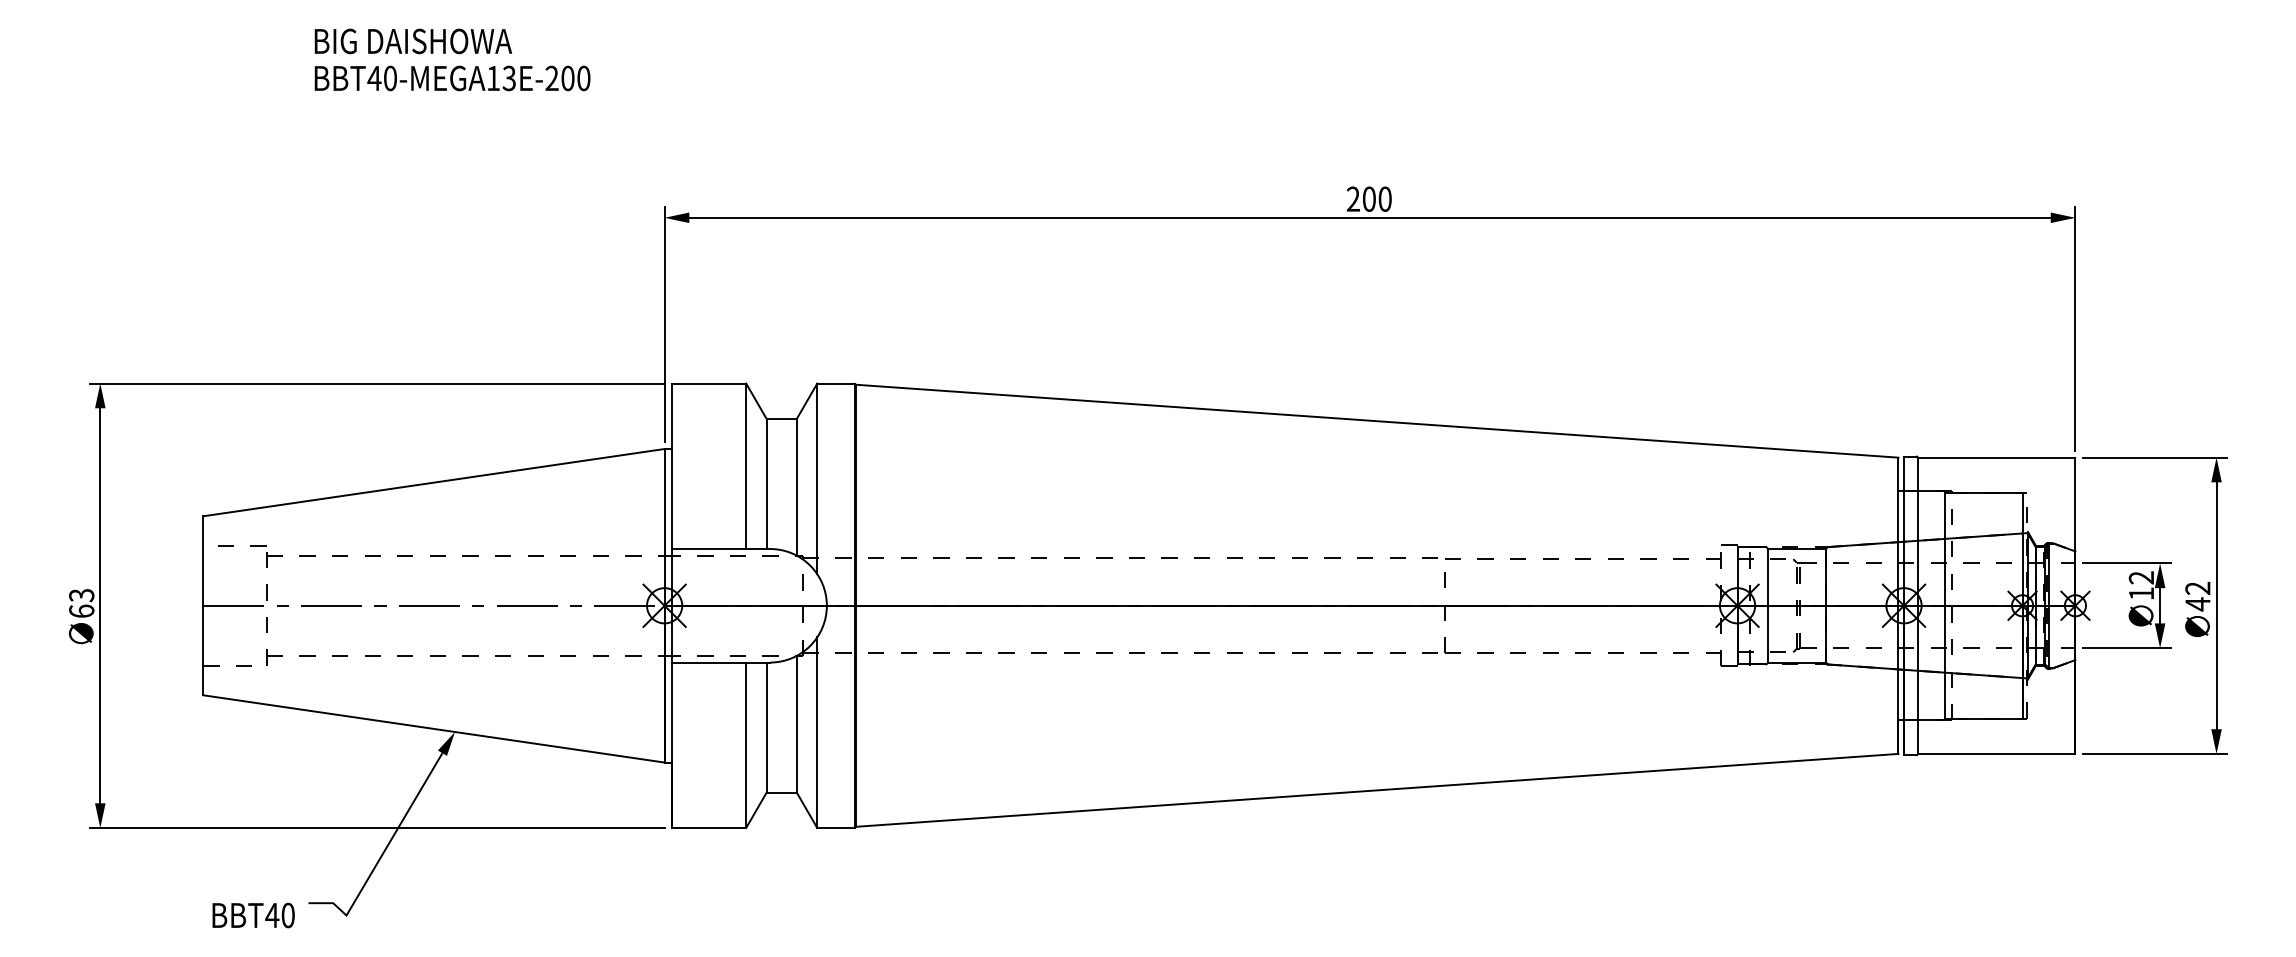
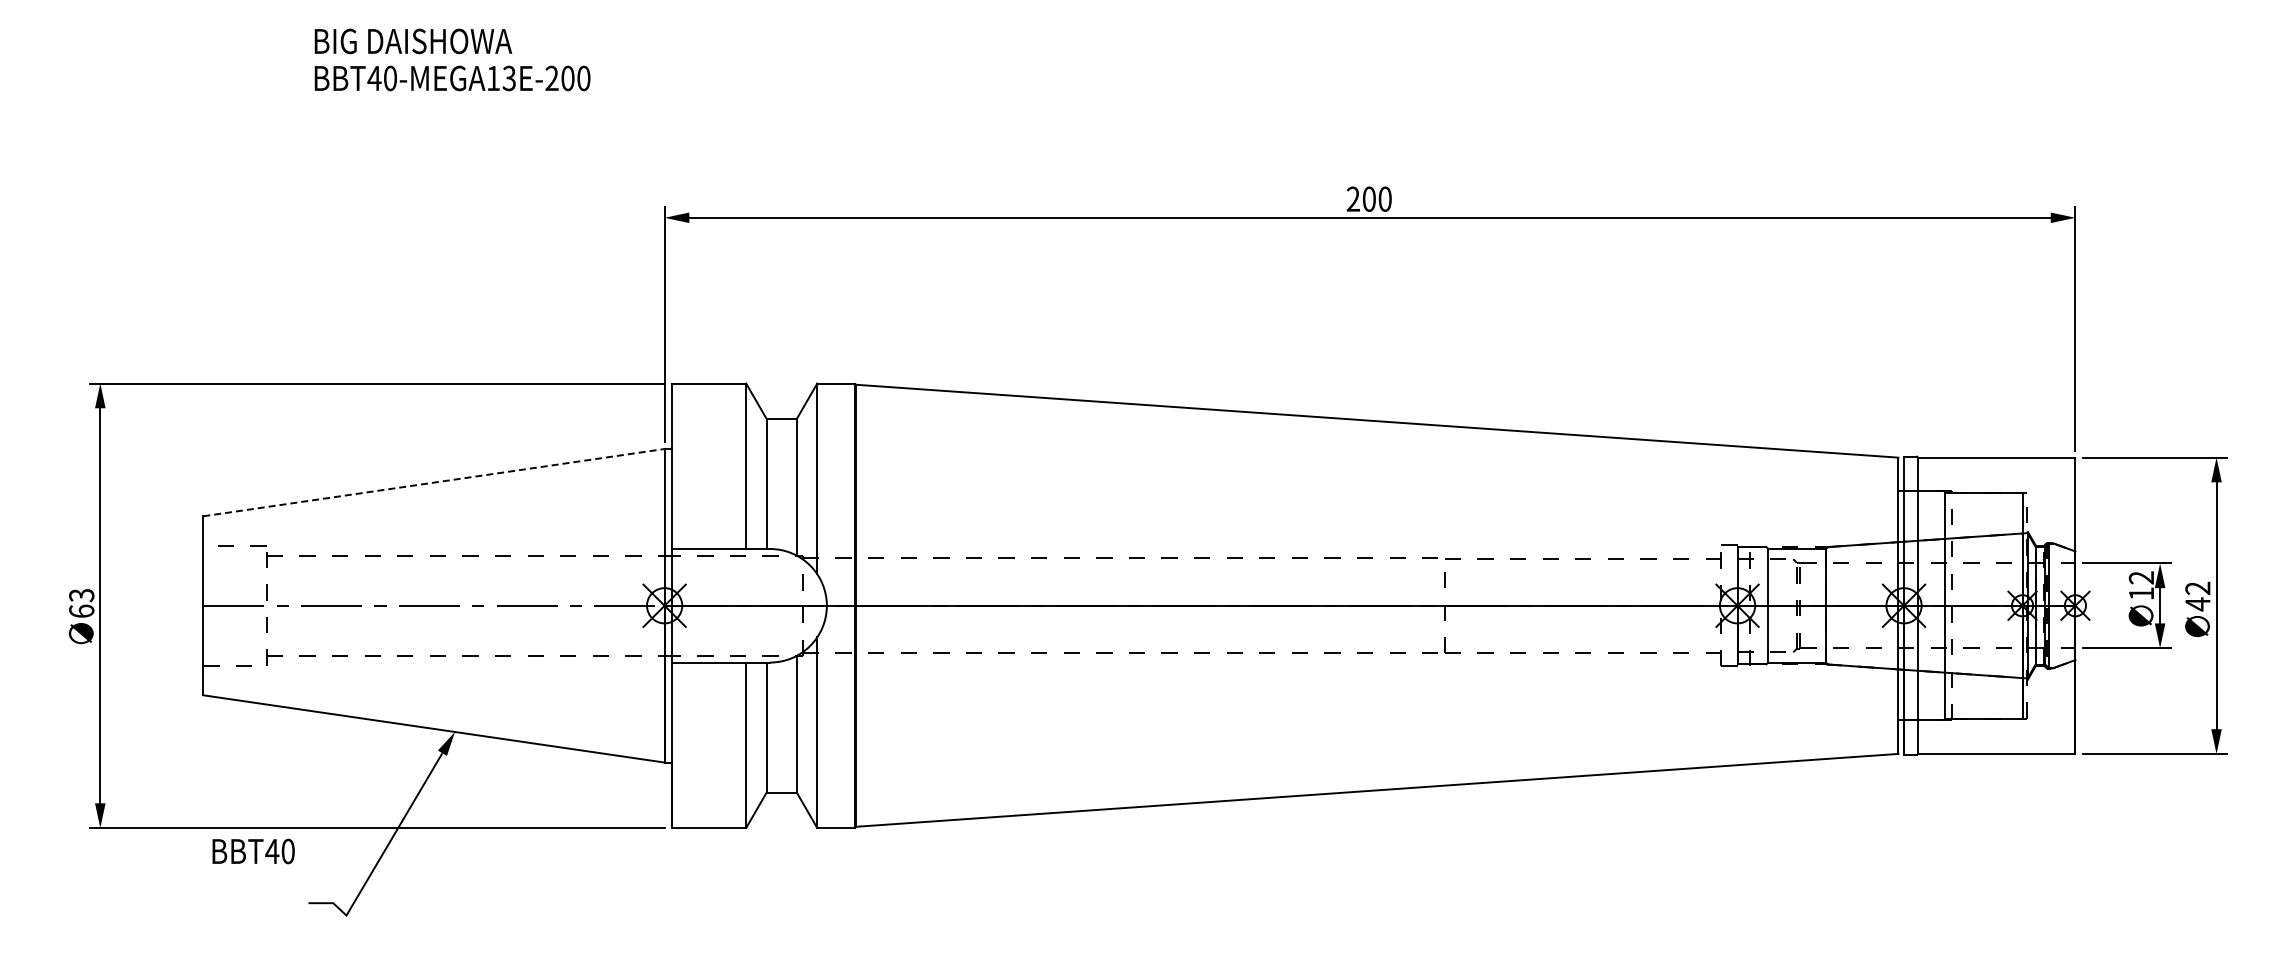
line: solid -> dashed (434, 482)
text position: (253, 915) -> (253, 851) (253, 851)
